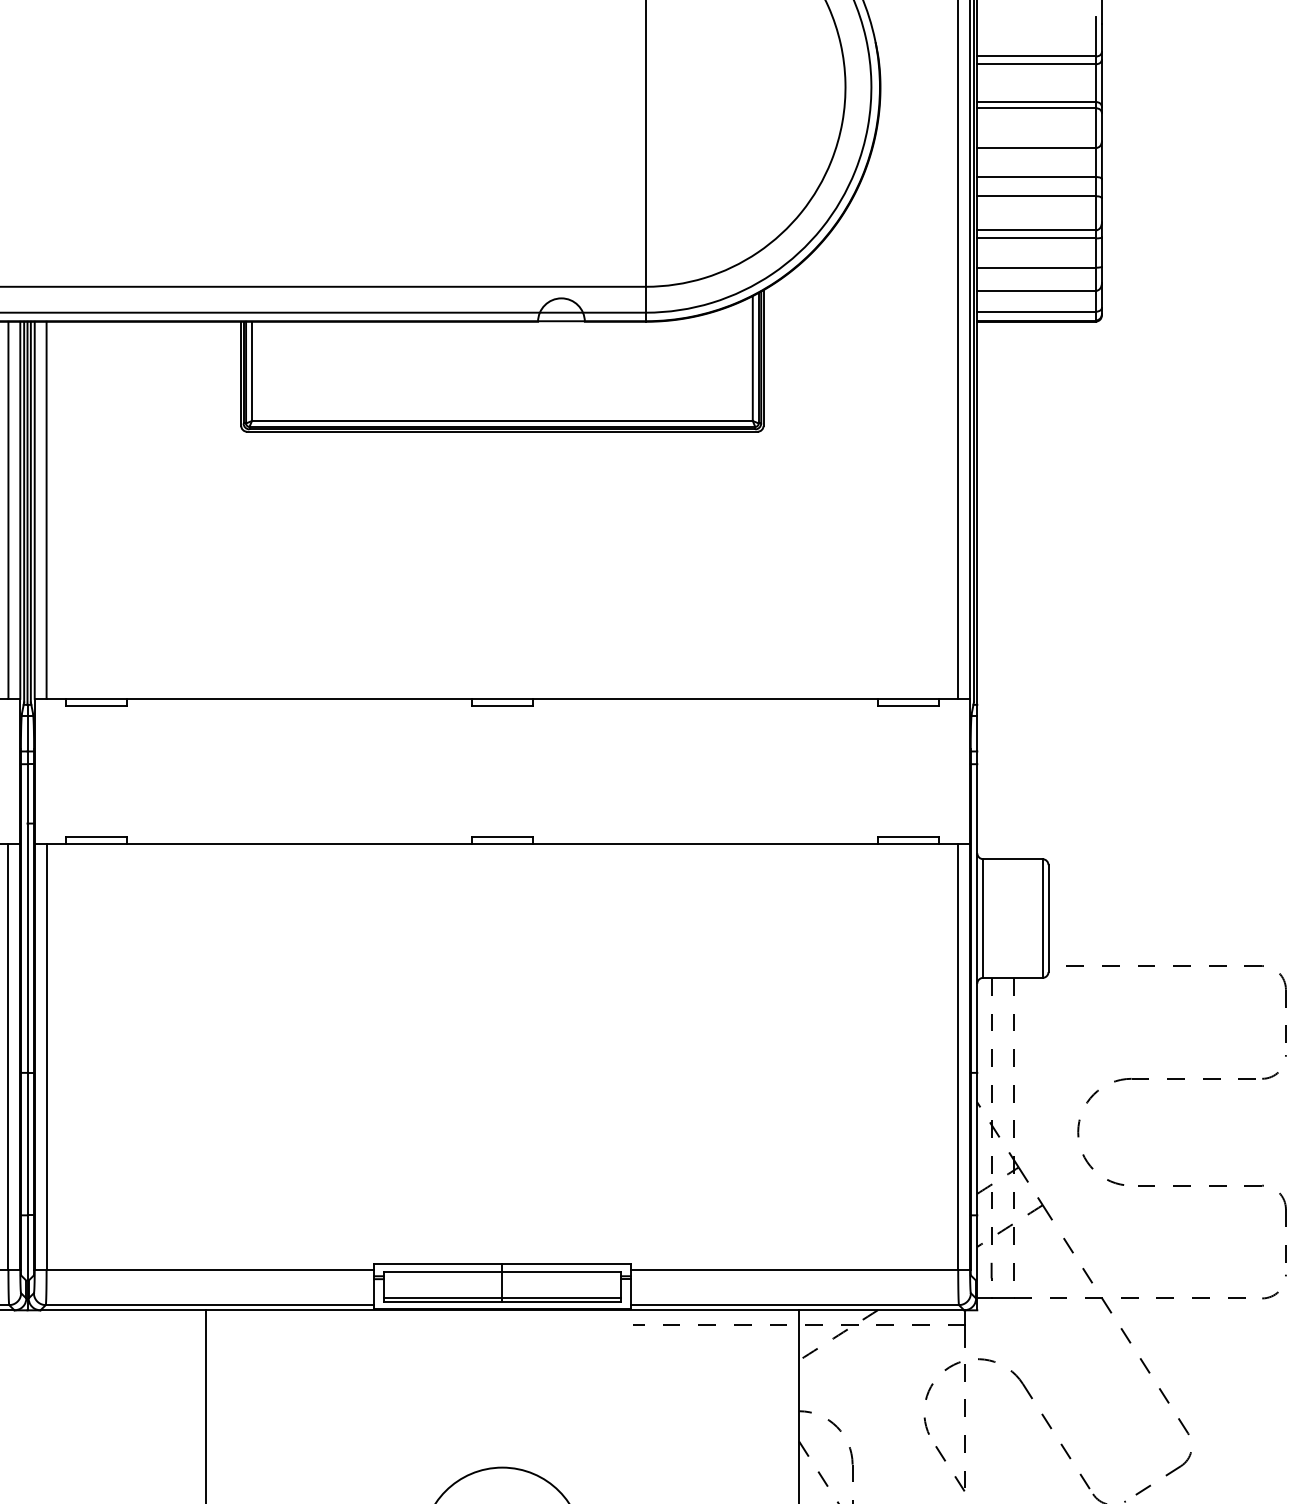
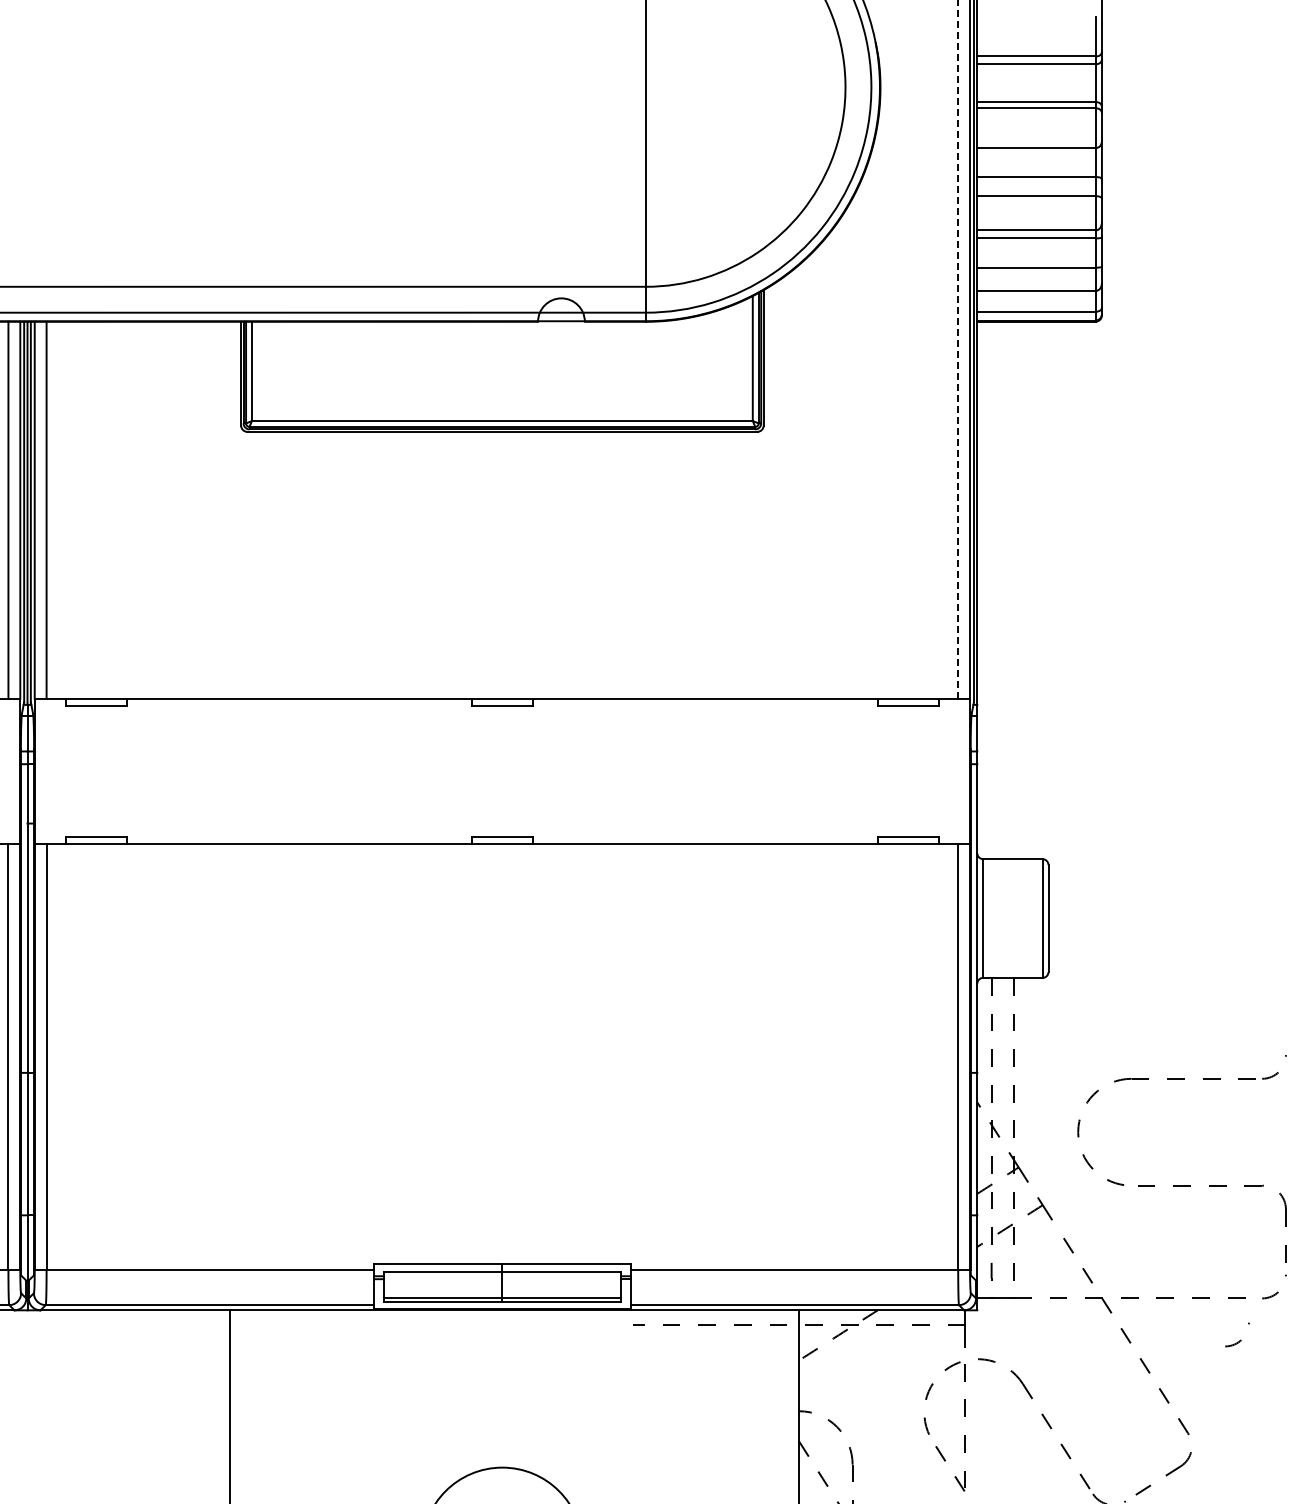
line: solid -> dashed (958, 348)
part: present -> none (1176, 966)
arc: none -> present (1240, 1339)
line position: (205, 1405) -> (229, 1405) (229, 1405)
